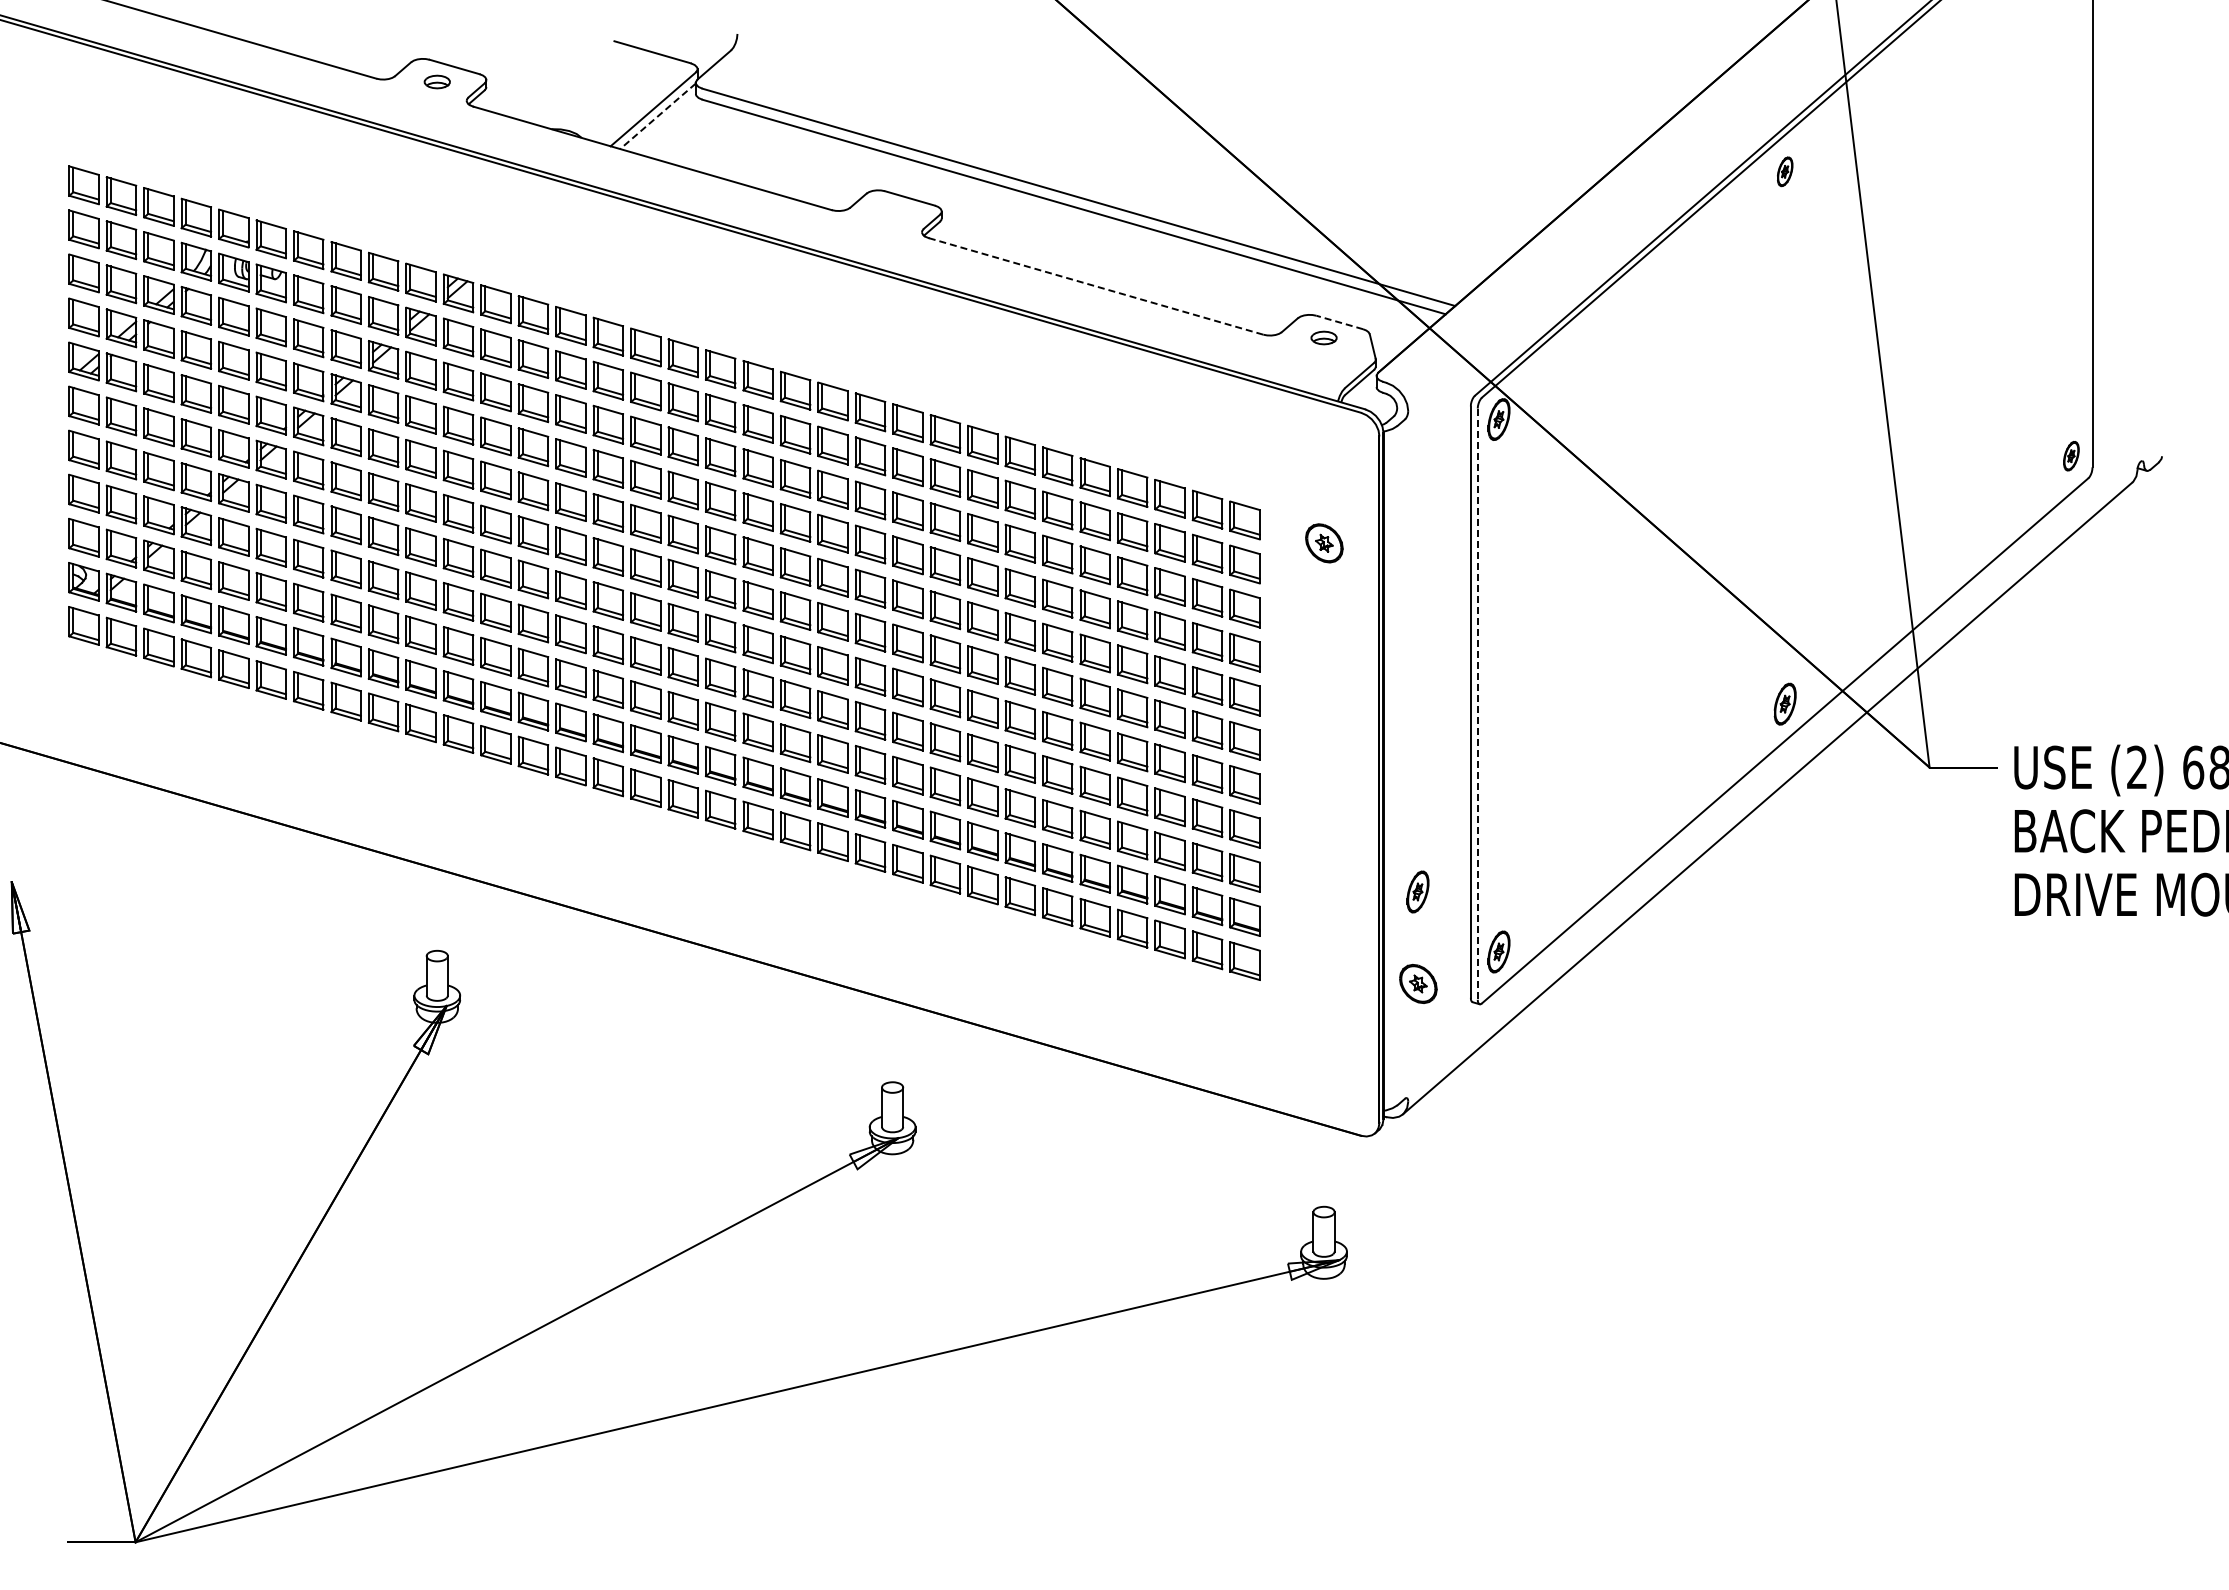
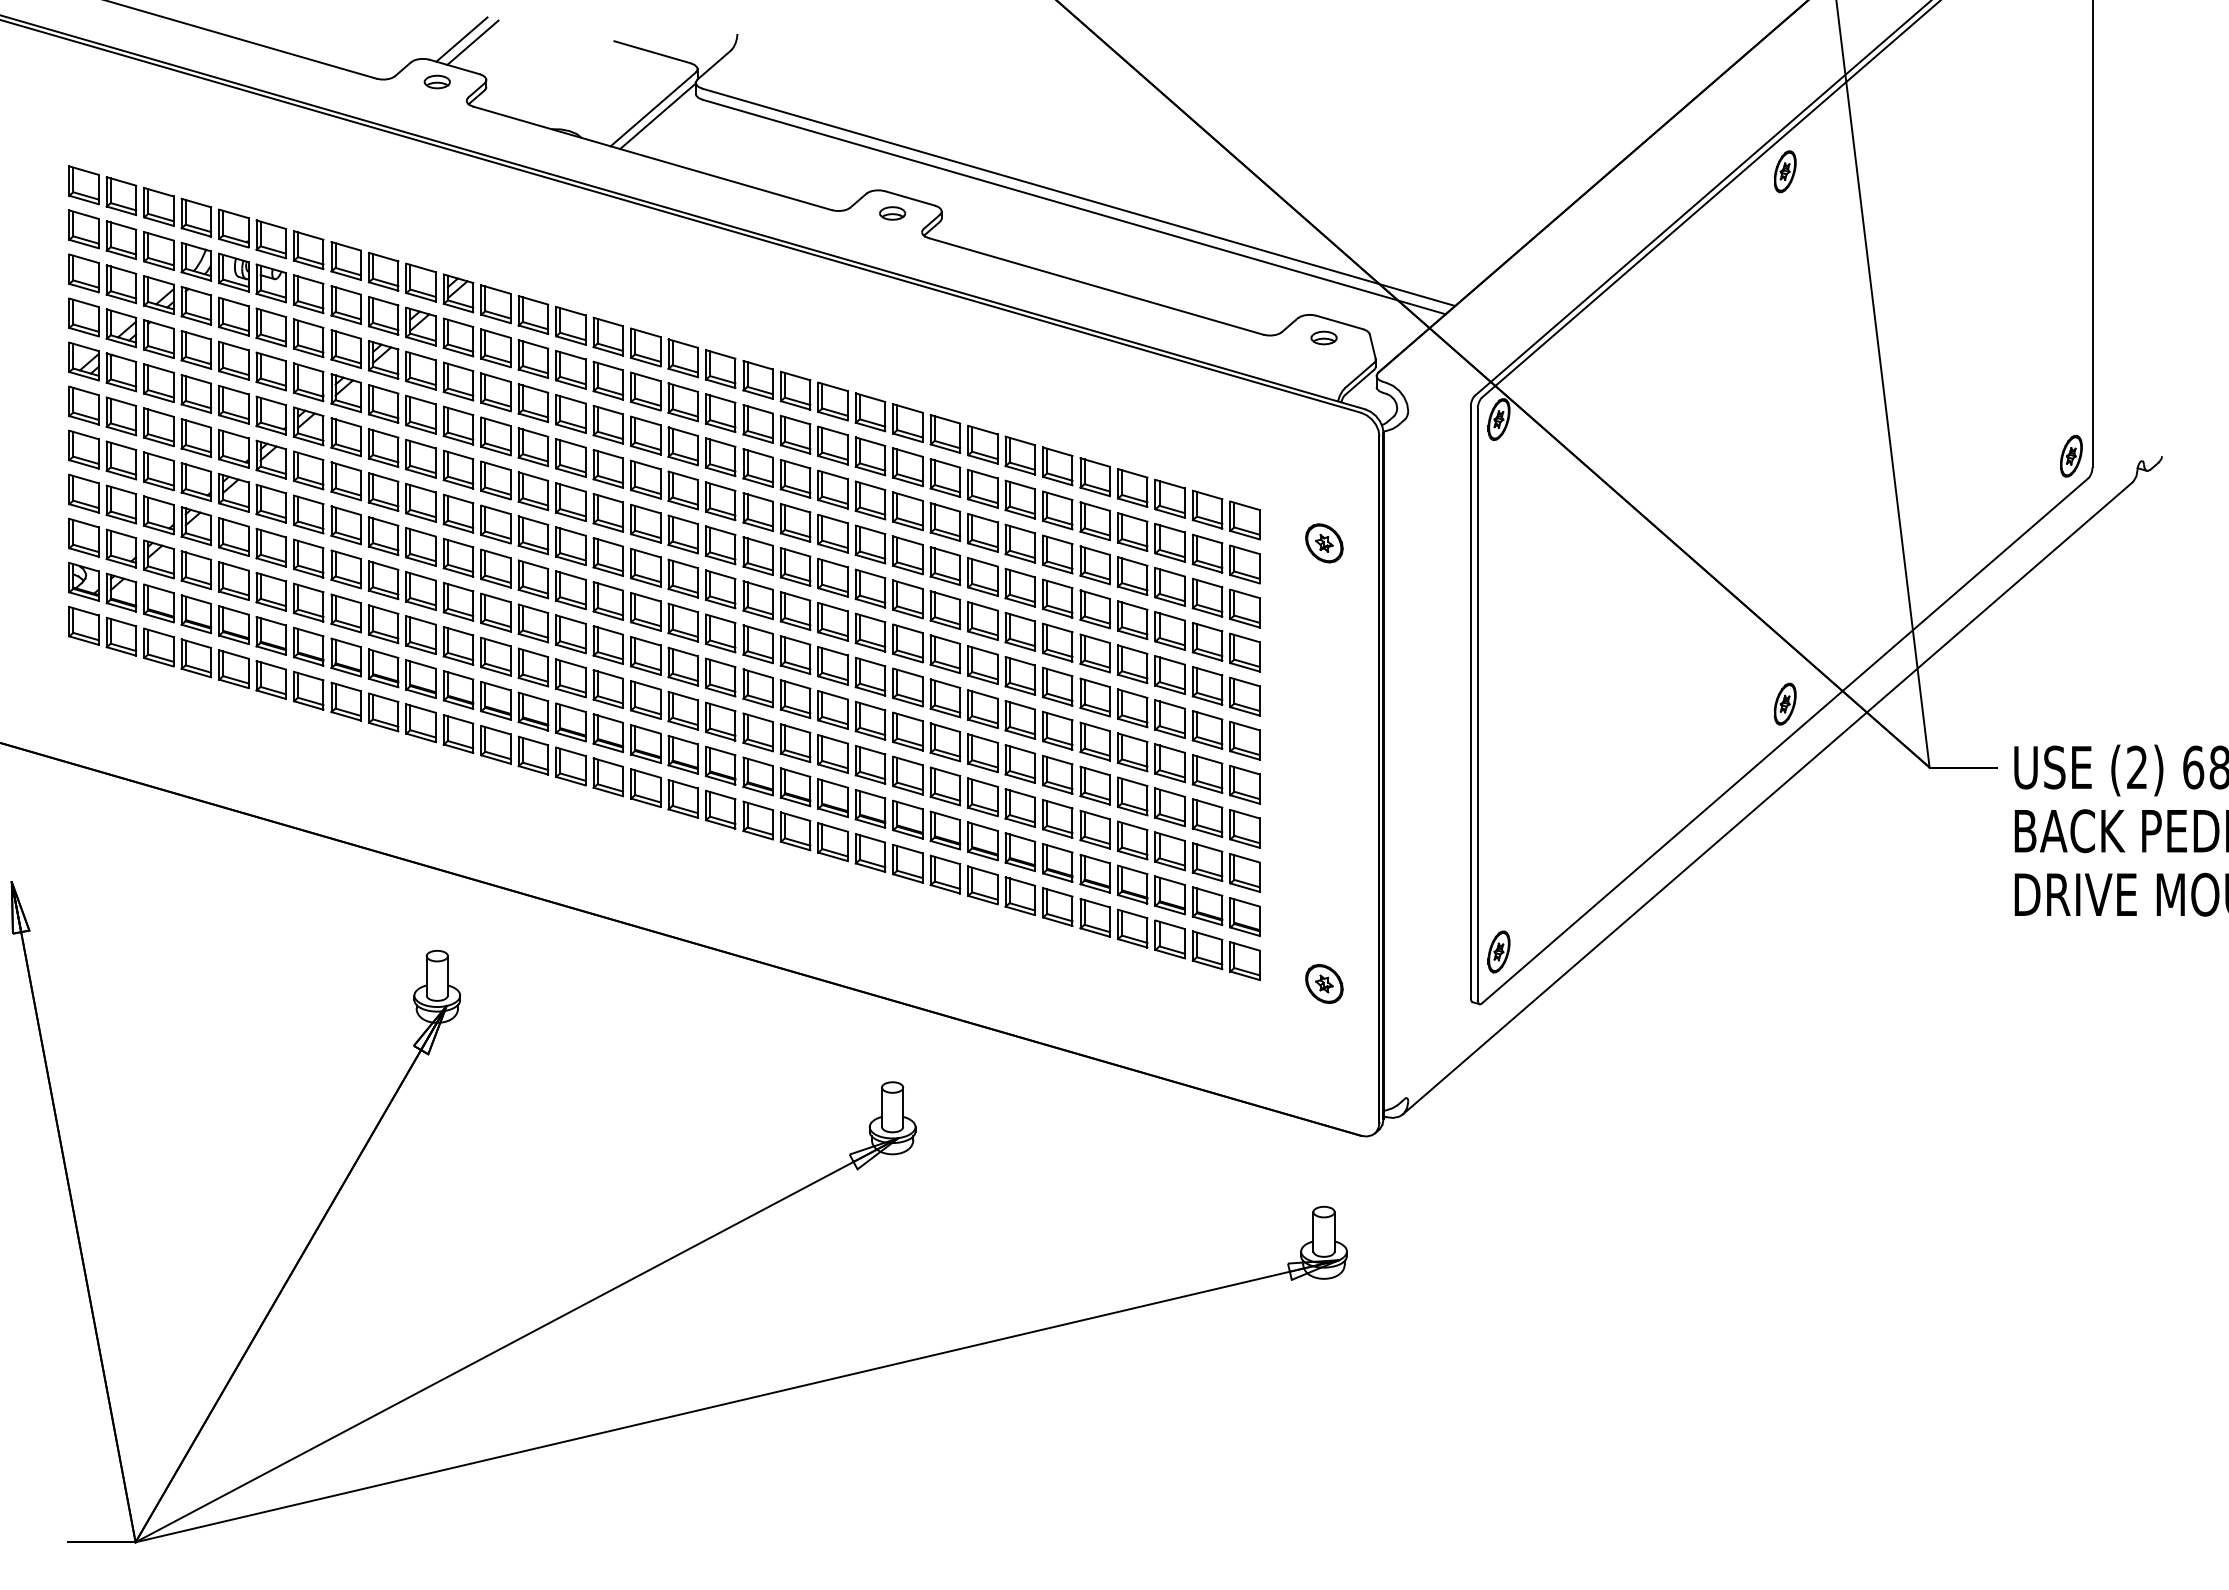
line: none -> present (461, 39)
line: none -> present (472, 42)
line: dashed -> solid (658, 116)
part size: 17x32 px -> 24x44 px (1784, 171)
part: none -> present (892, 213)
line: dashed -> solid (1096, 286)
line: dashed -> solid (1339, 322)
part size: 17x31 px -> 23x44 px (2071, 455)
line: dashed -> solid (1477, 704)
part: present -> none (1417, 891)
part position: (1418, 983) -> (1324, 983) (1324, 983)
